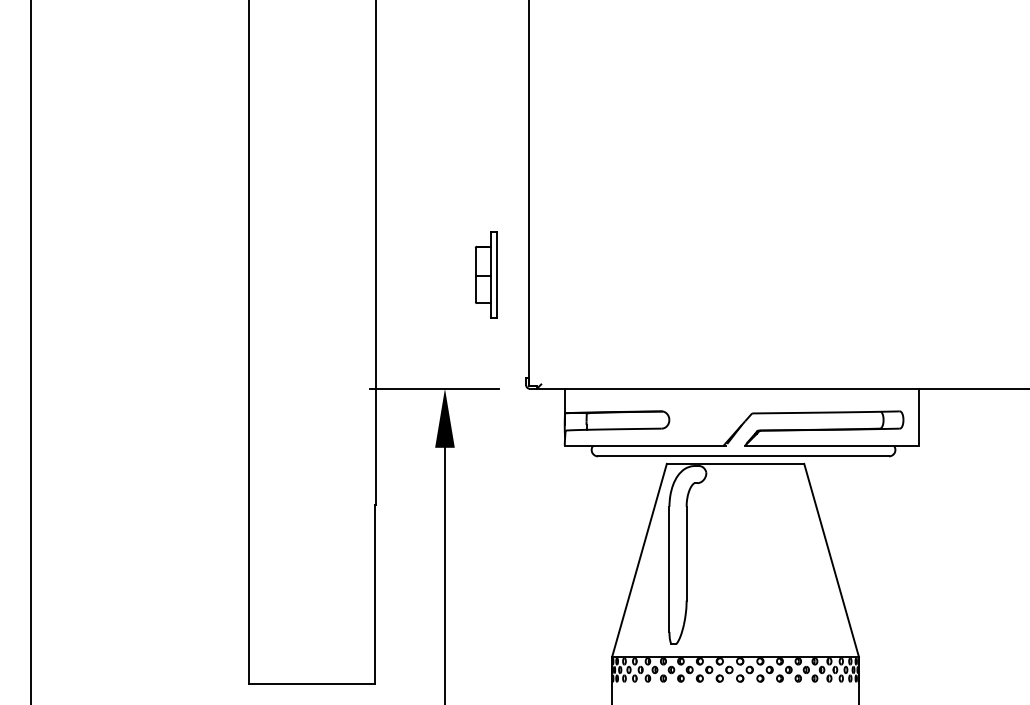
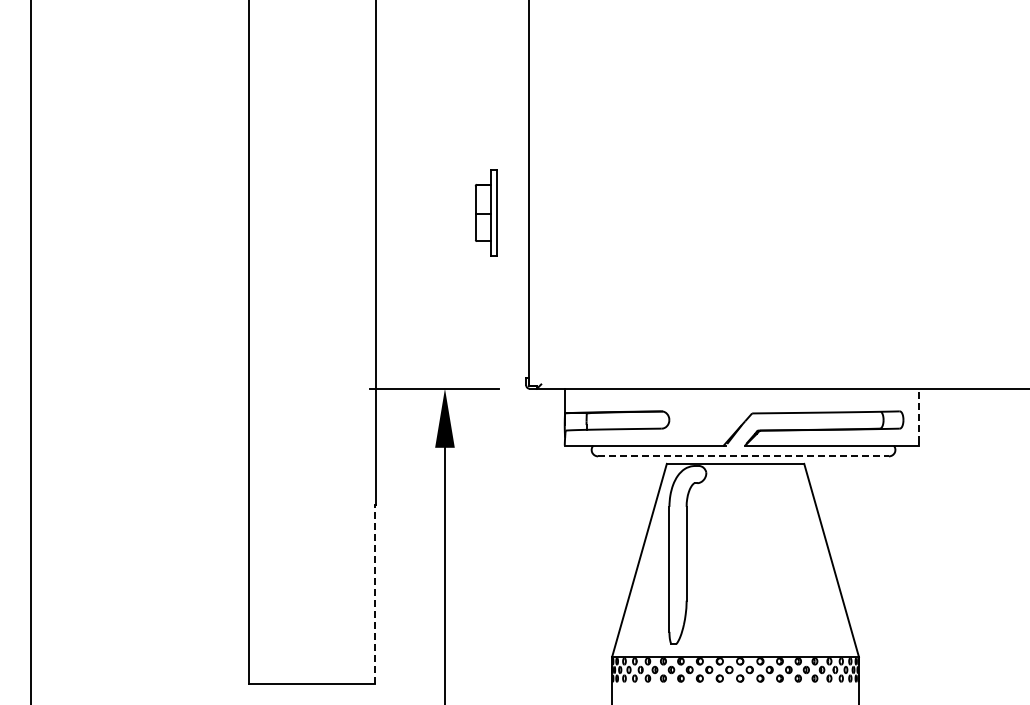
part position: (486, 274) -> (486, 212) (486, 212)
line: solid -> dashed (918, 415)
line: solid -> dashed (744, 456)
line: solid -> dashed (374, 593)
